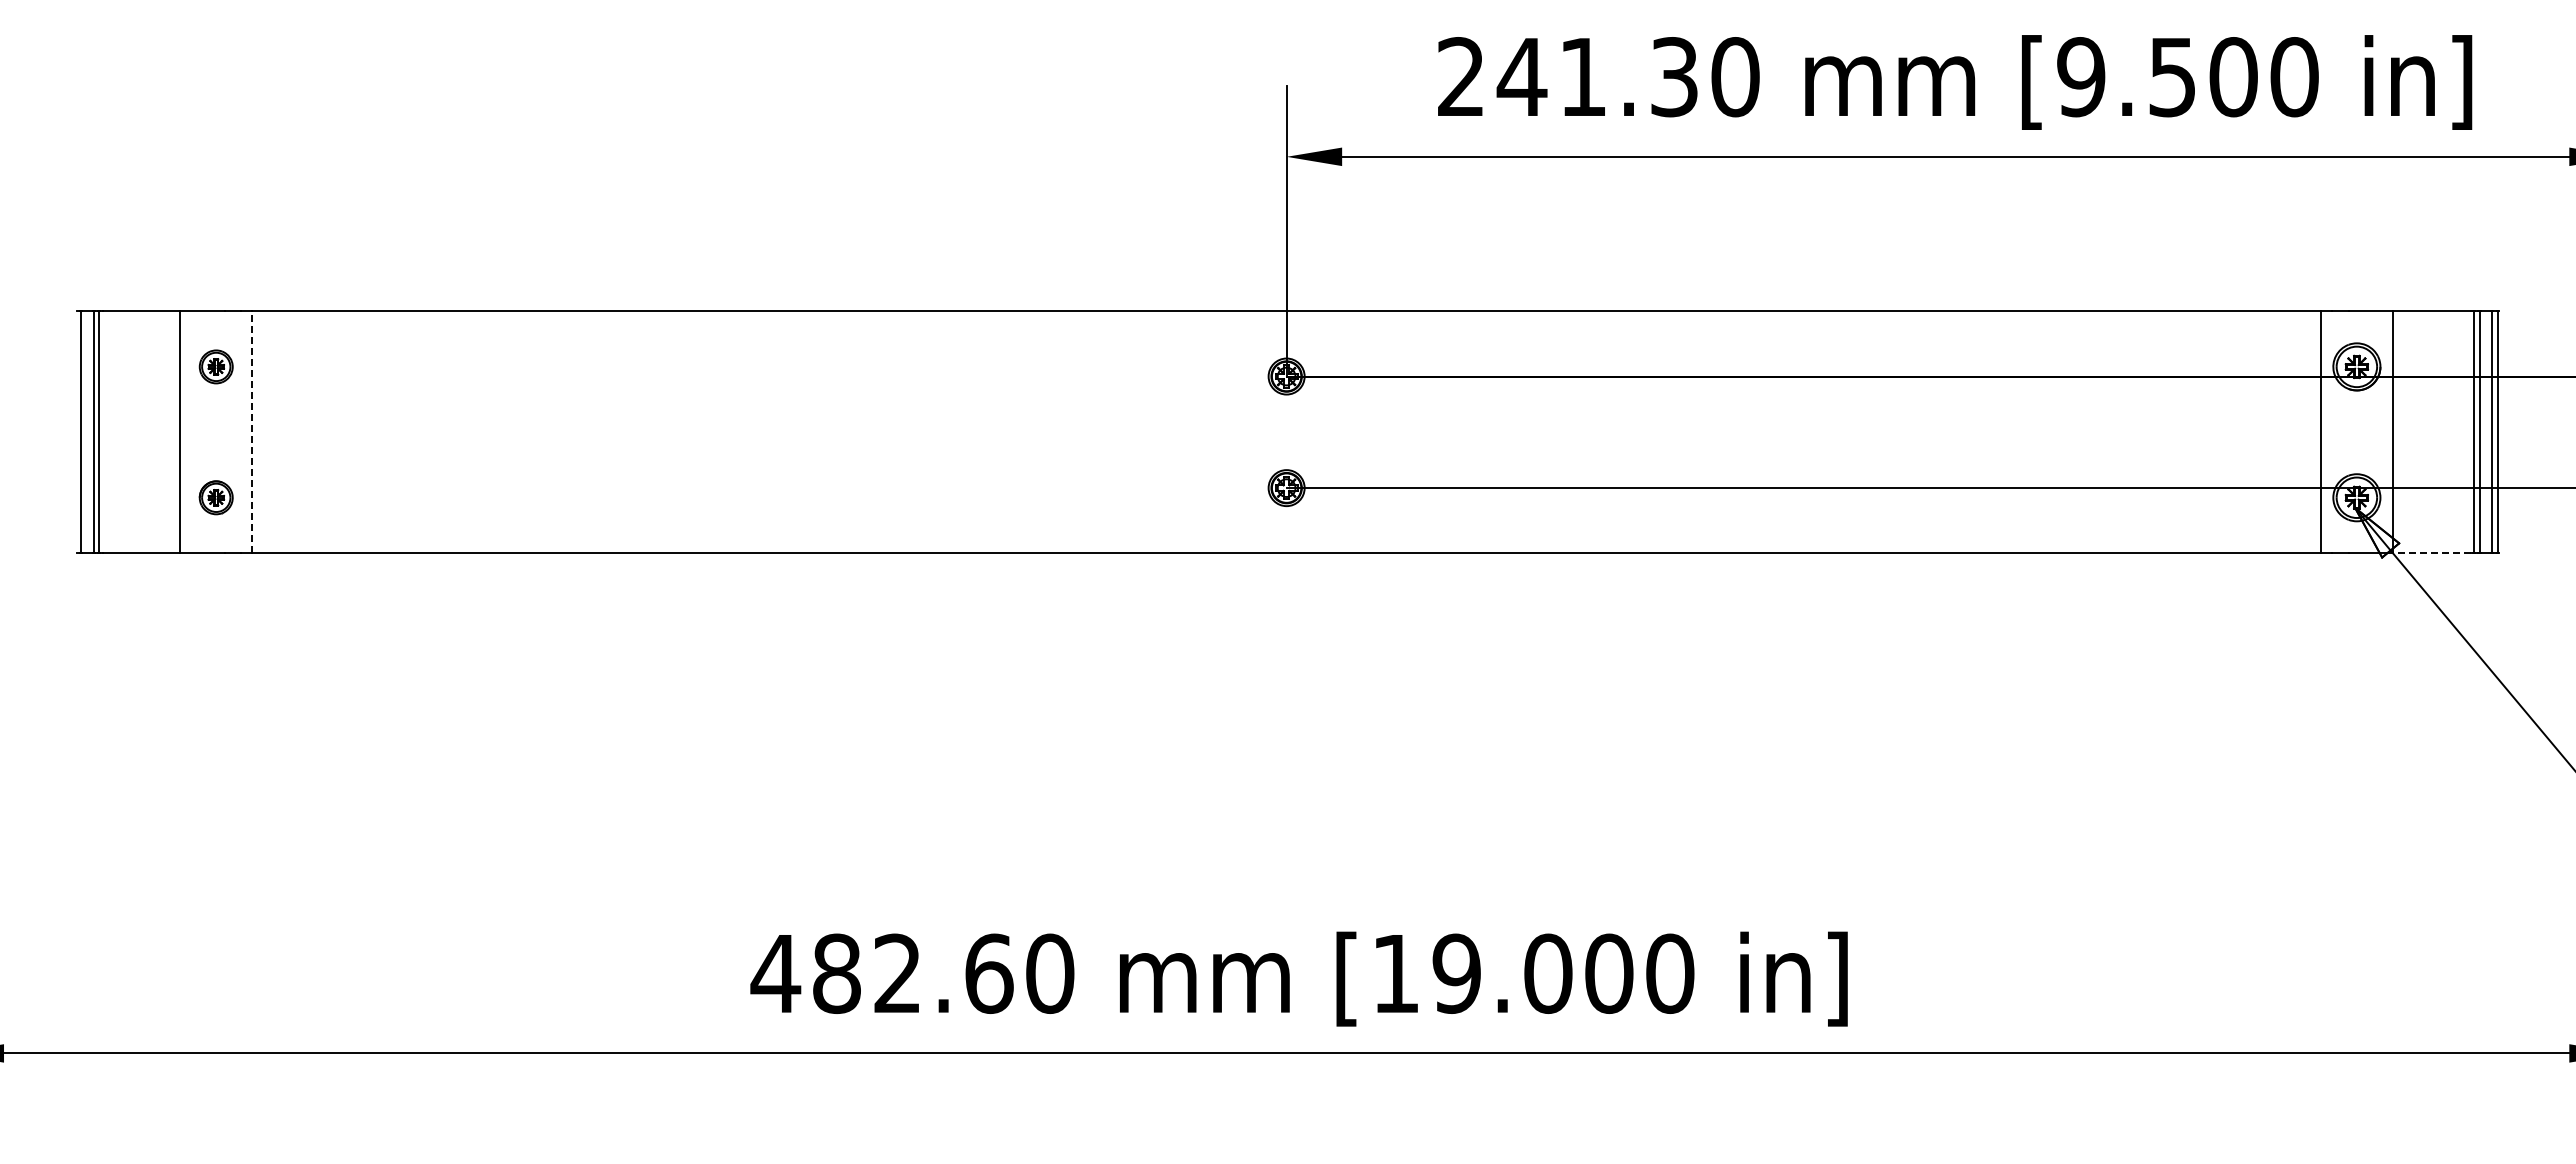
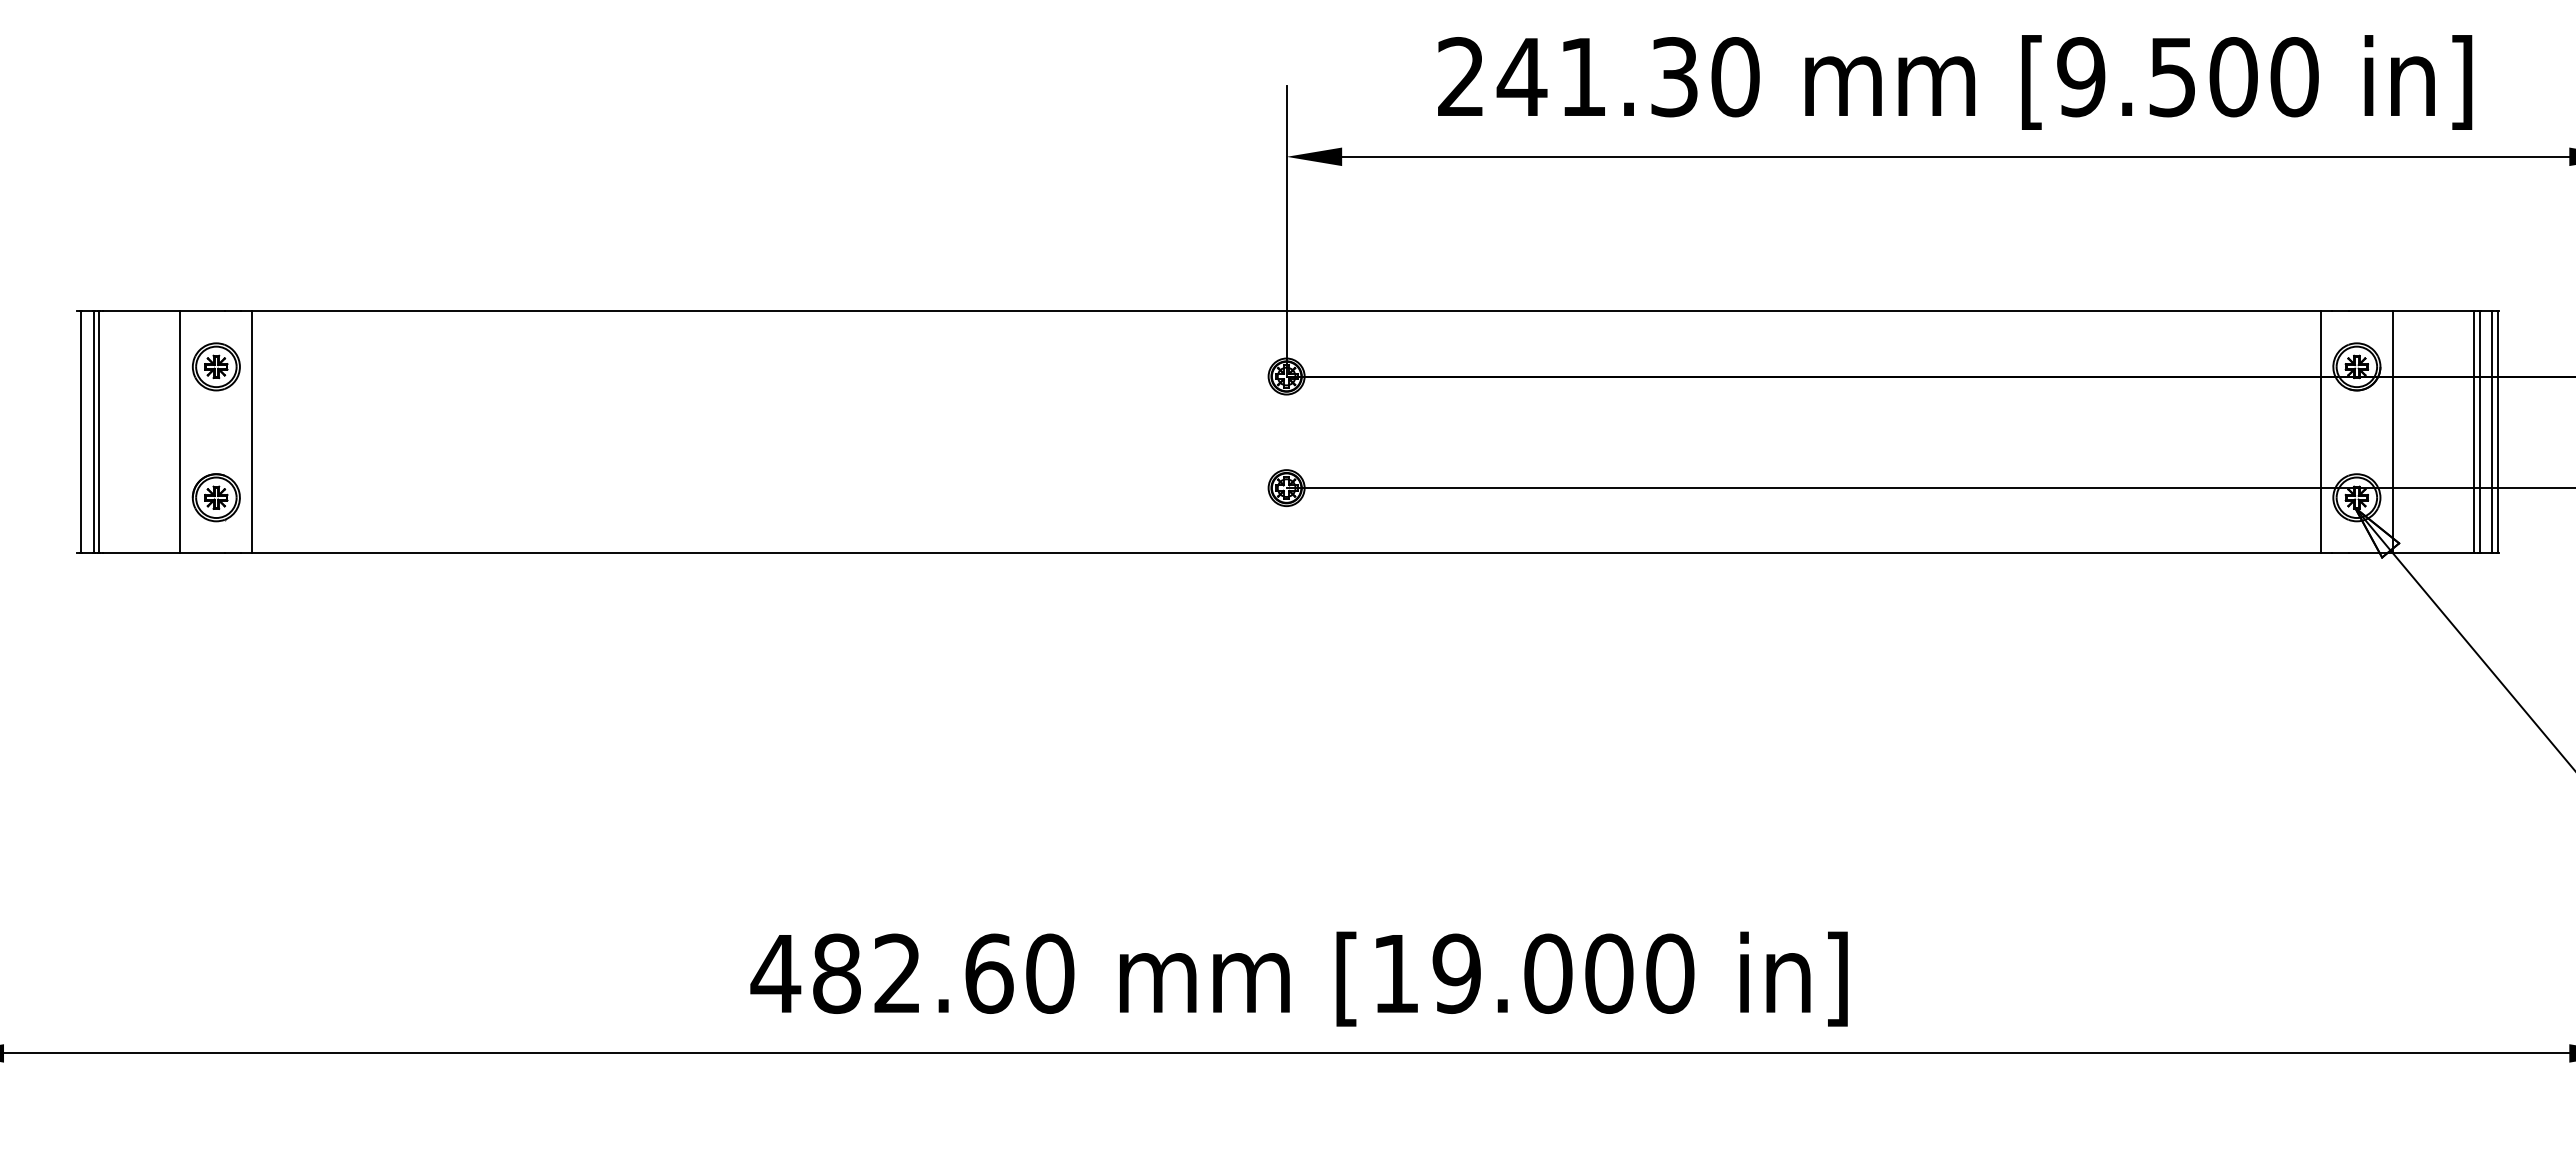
part size: 36x36 px -> 50x50 px (215, 366)
line: dashed -> solid (252, 432)
part size: 36x36 px -> 50x50 px (215, 497)
line: dashed -> solid (2431, 553)
